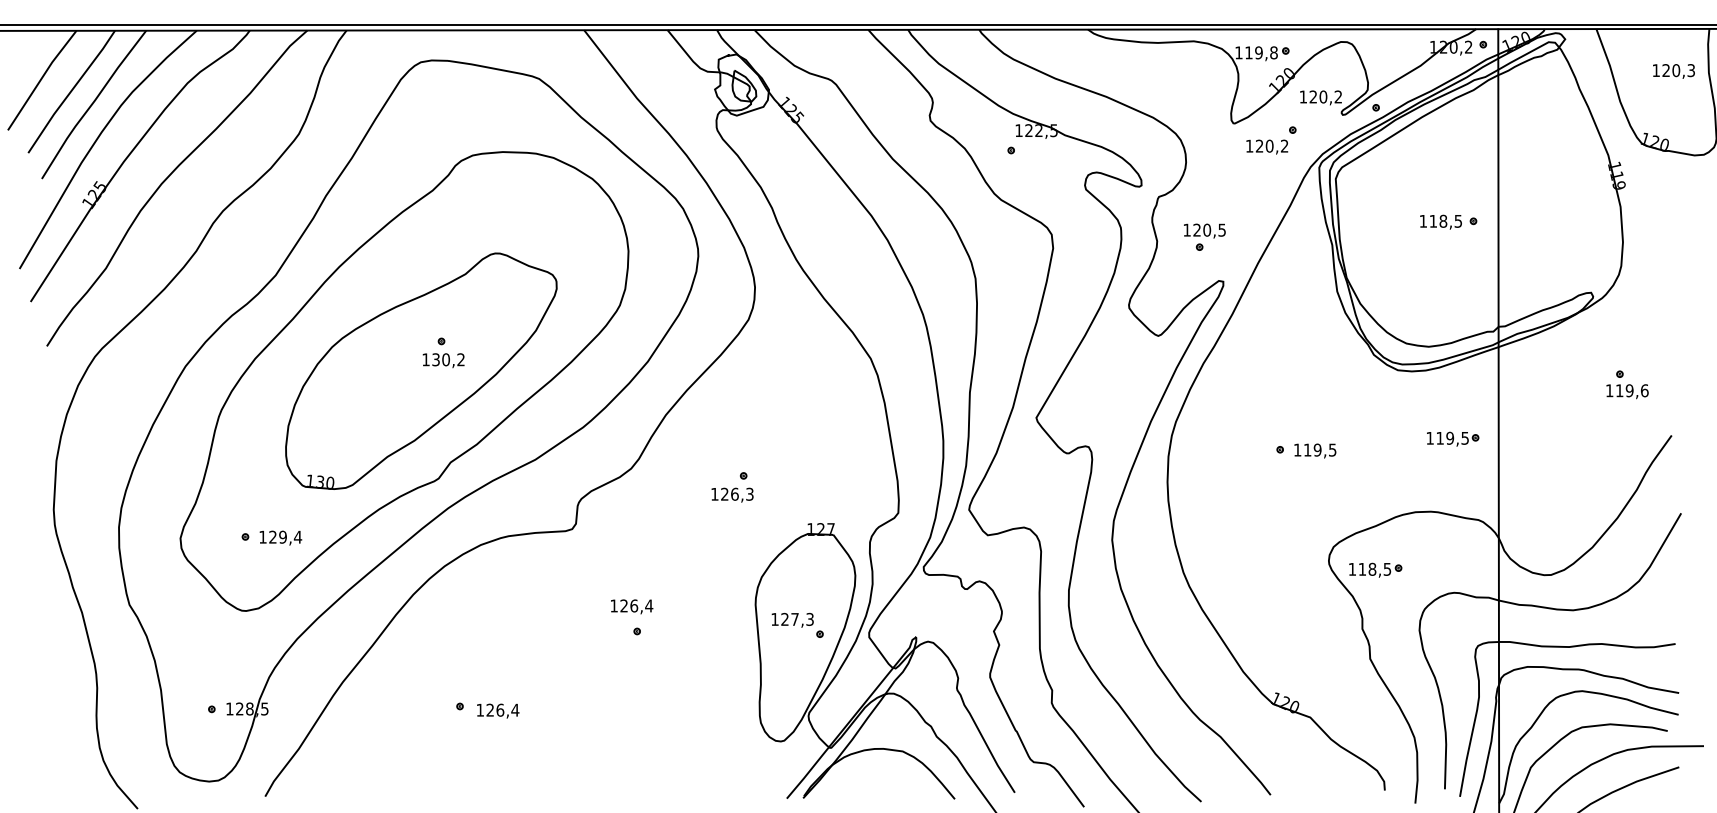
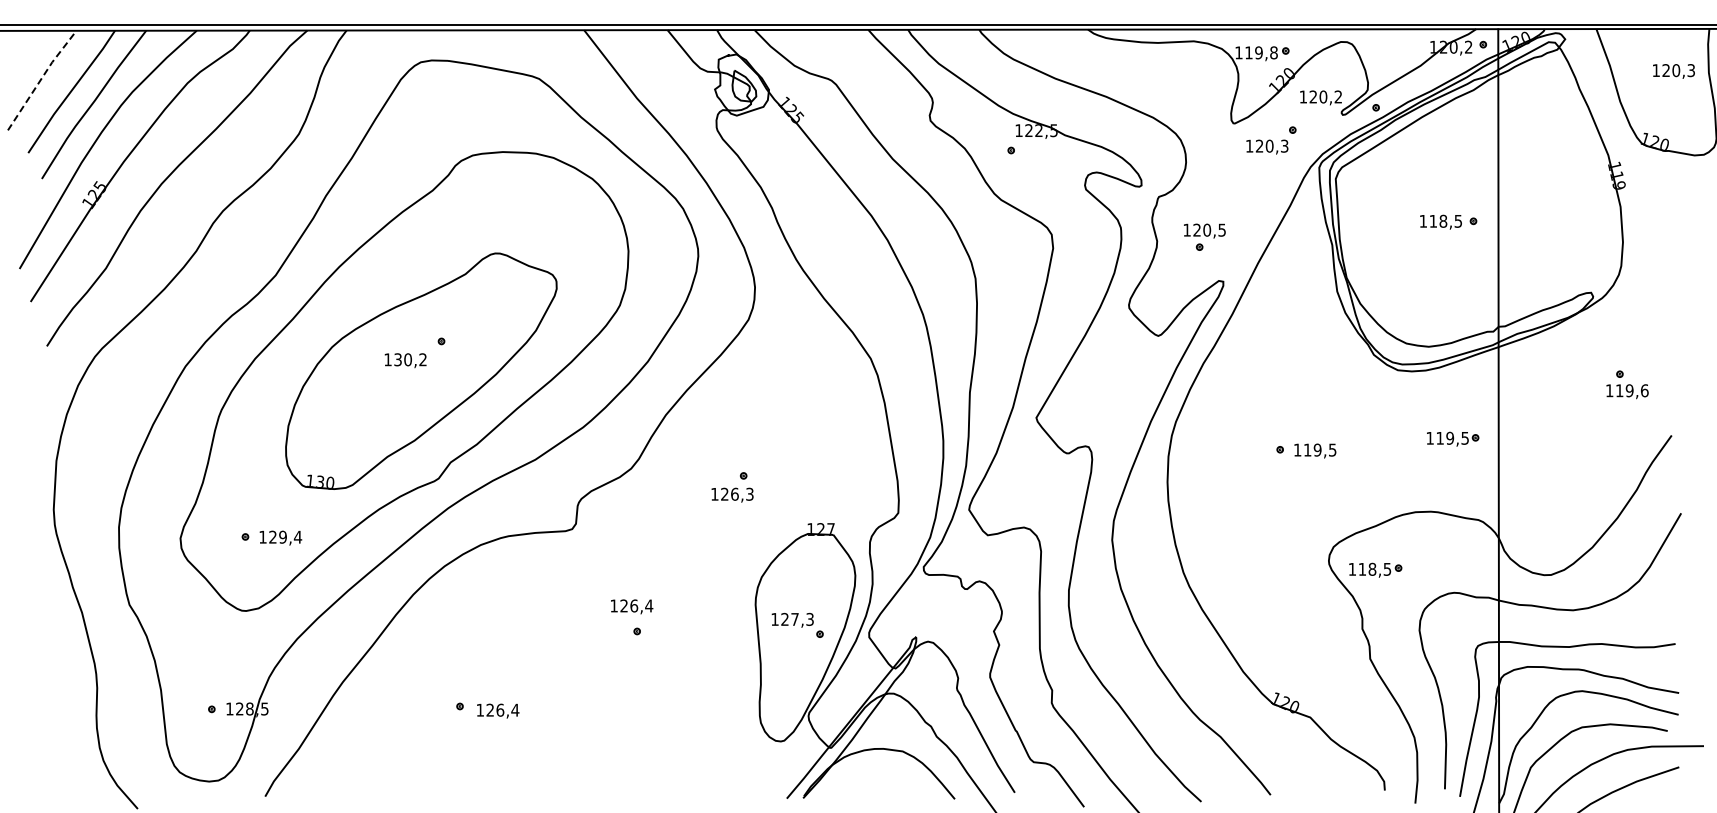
line: solid -> dashed (41, 78)
text: 120,2 -> 120,3 (1284, 146)
text position: (443, 360) -> (405, 360) (405, 360)
